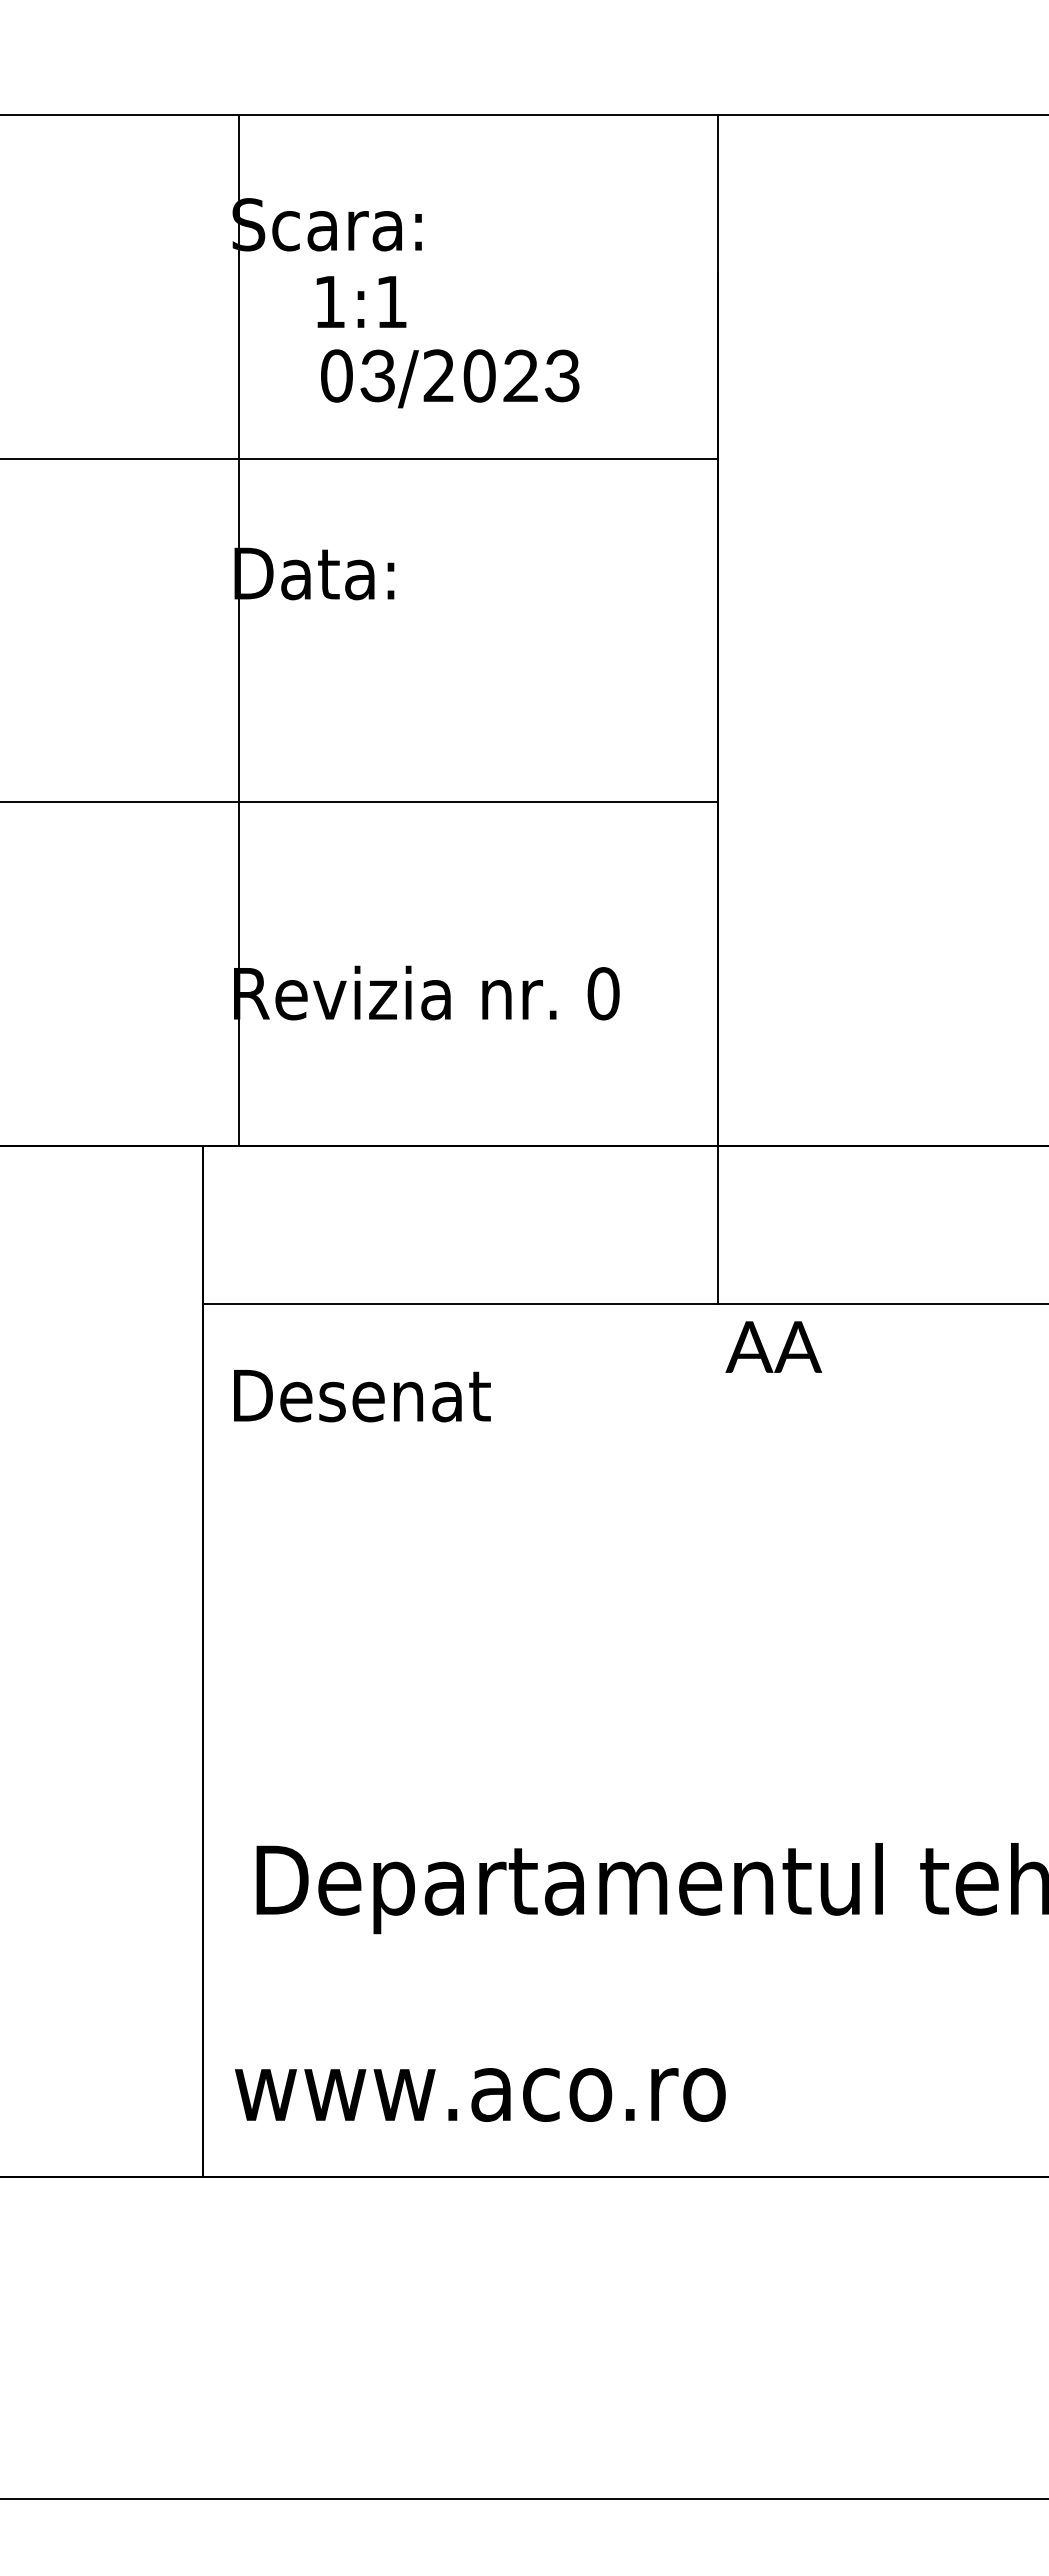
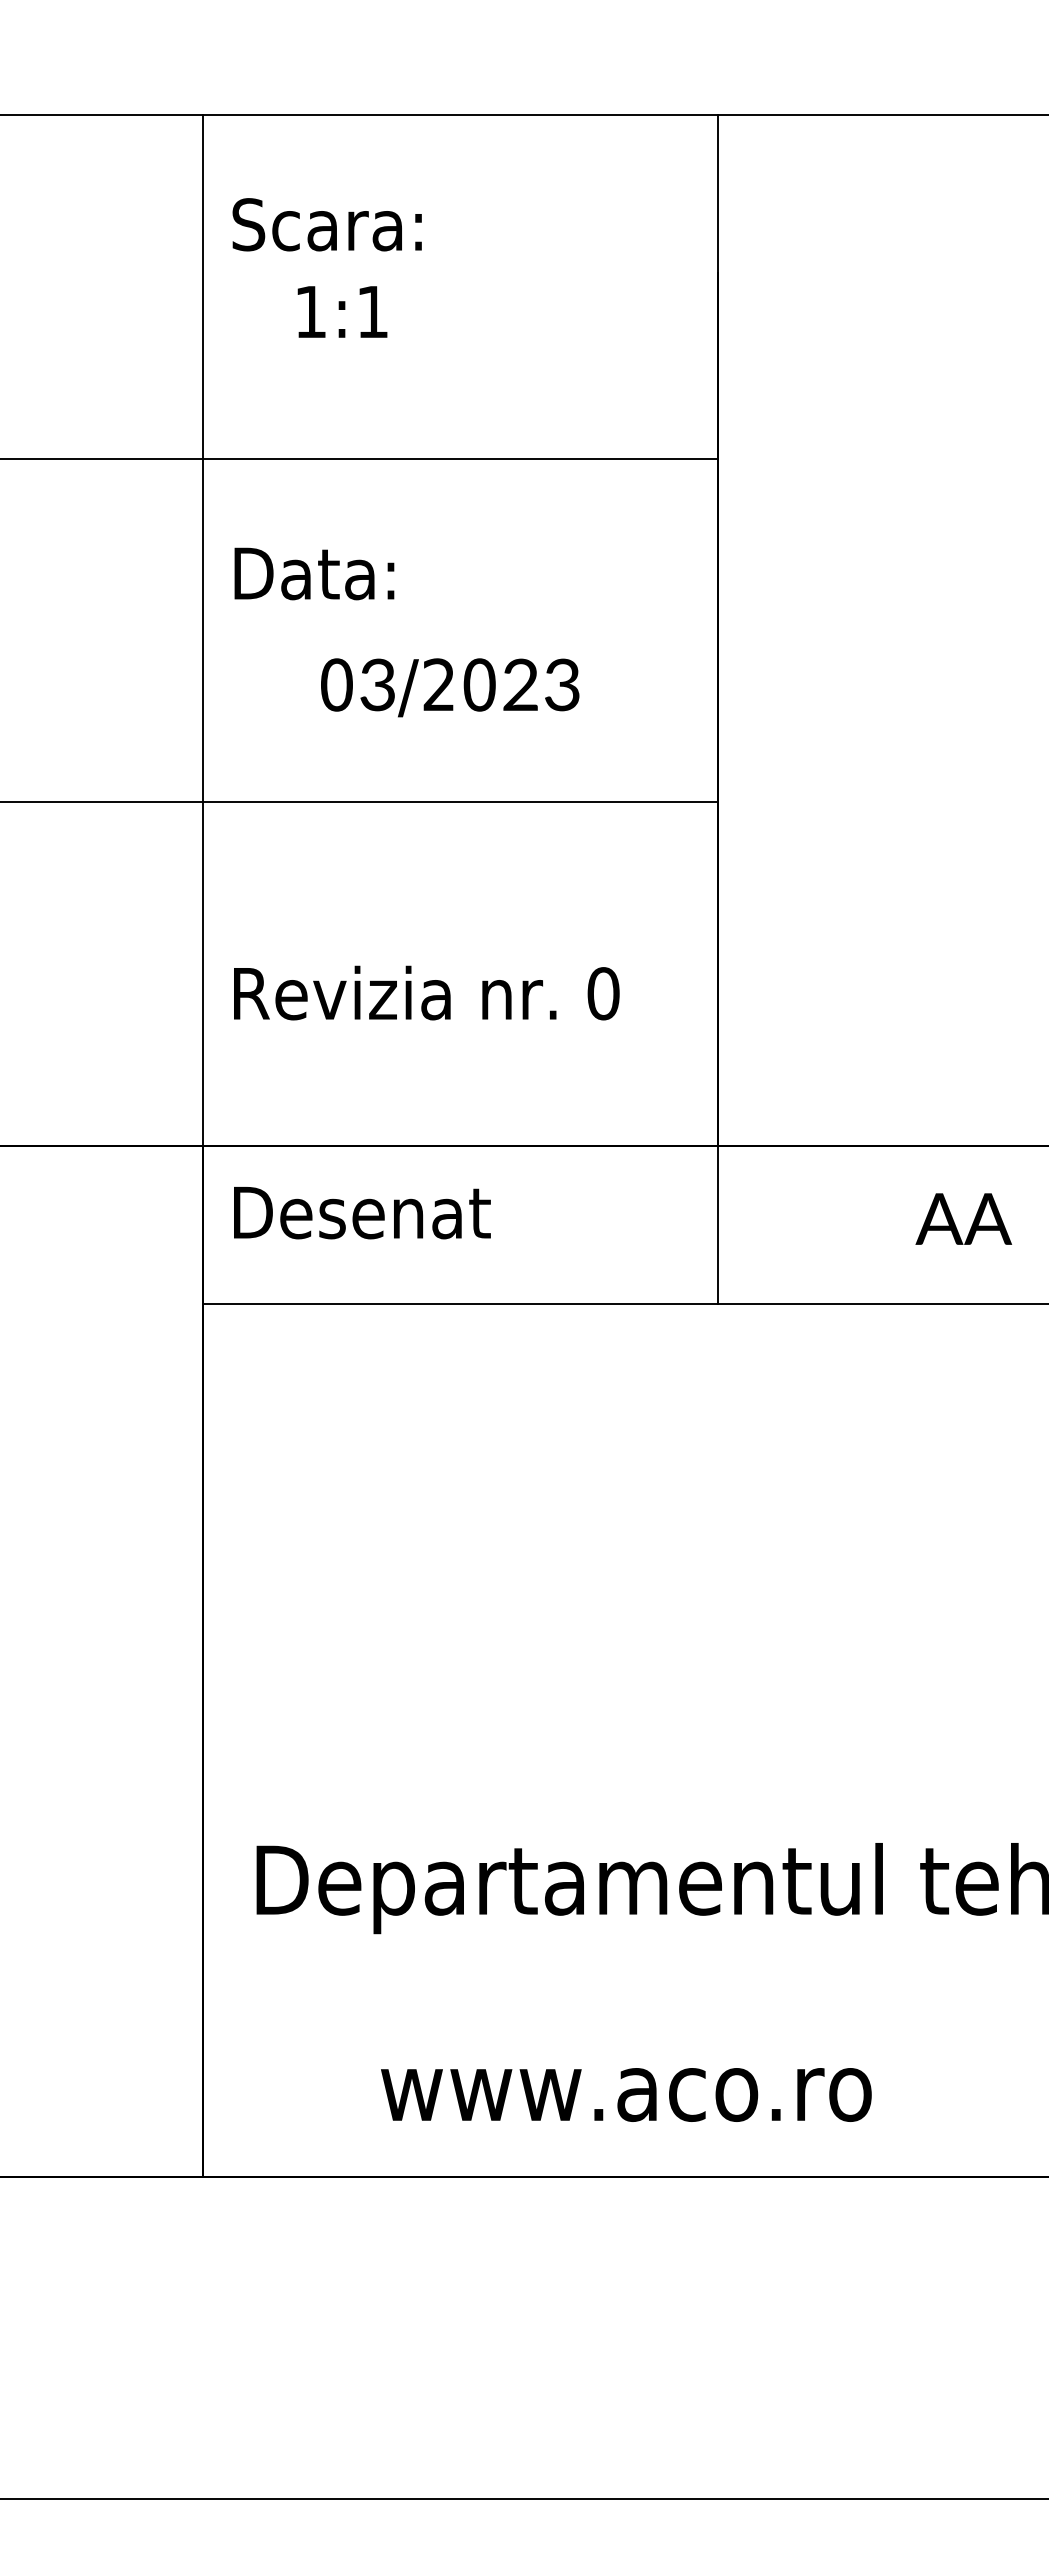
text position: (361, 301) -> (342, 311) (342, 311)
text position: (450, 378) -> (450, 687) (450, 687)
line position: (238, 629) -> (202, 629) (202, 629)
text position: (773, 1346) -> (963, 1218) (963, 1218)
text position: (362, 1396) -> (362, 1213) (362, 1213)
text position: (480, 2094) -> (626, 2094) (626, 2094)
